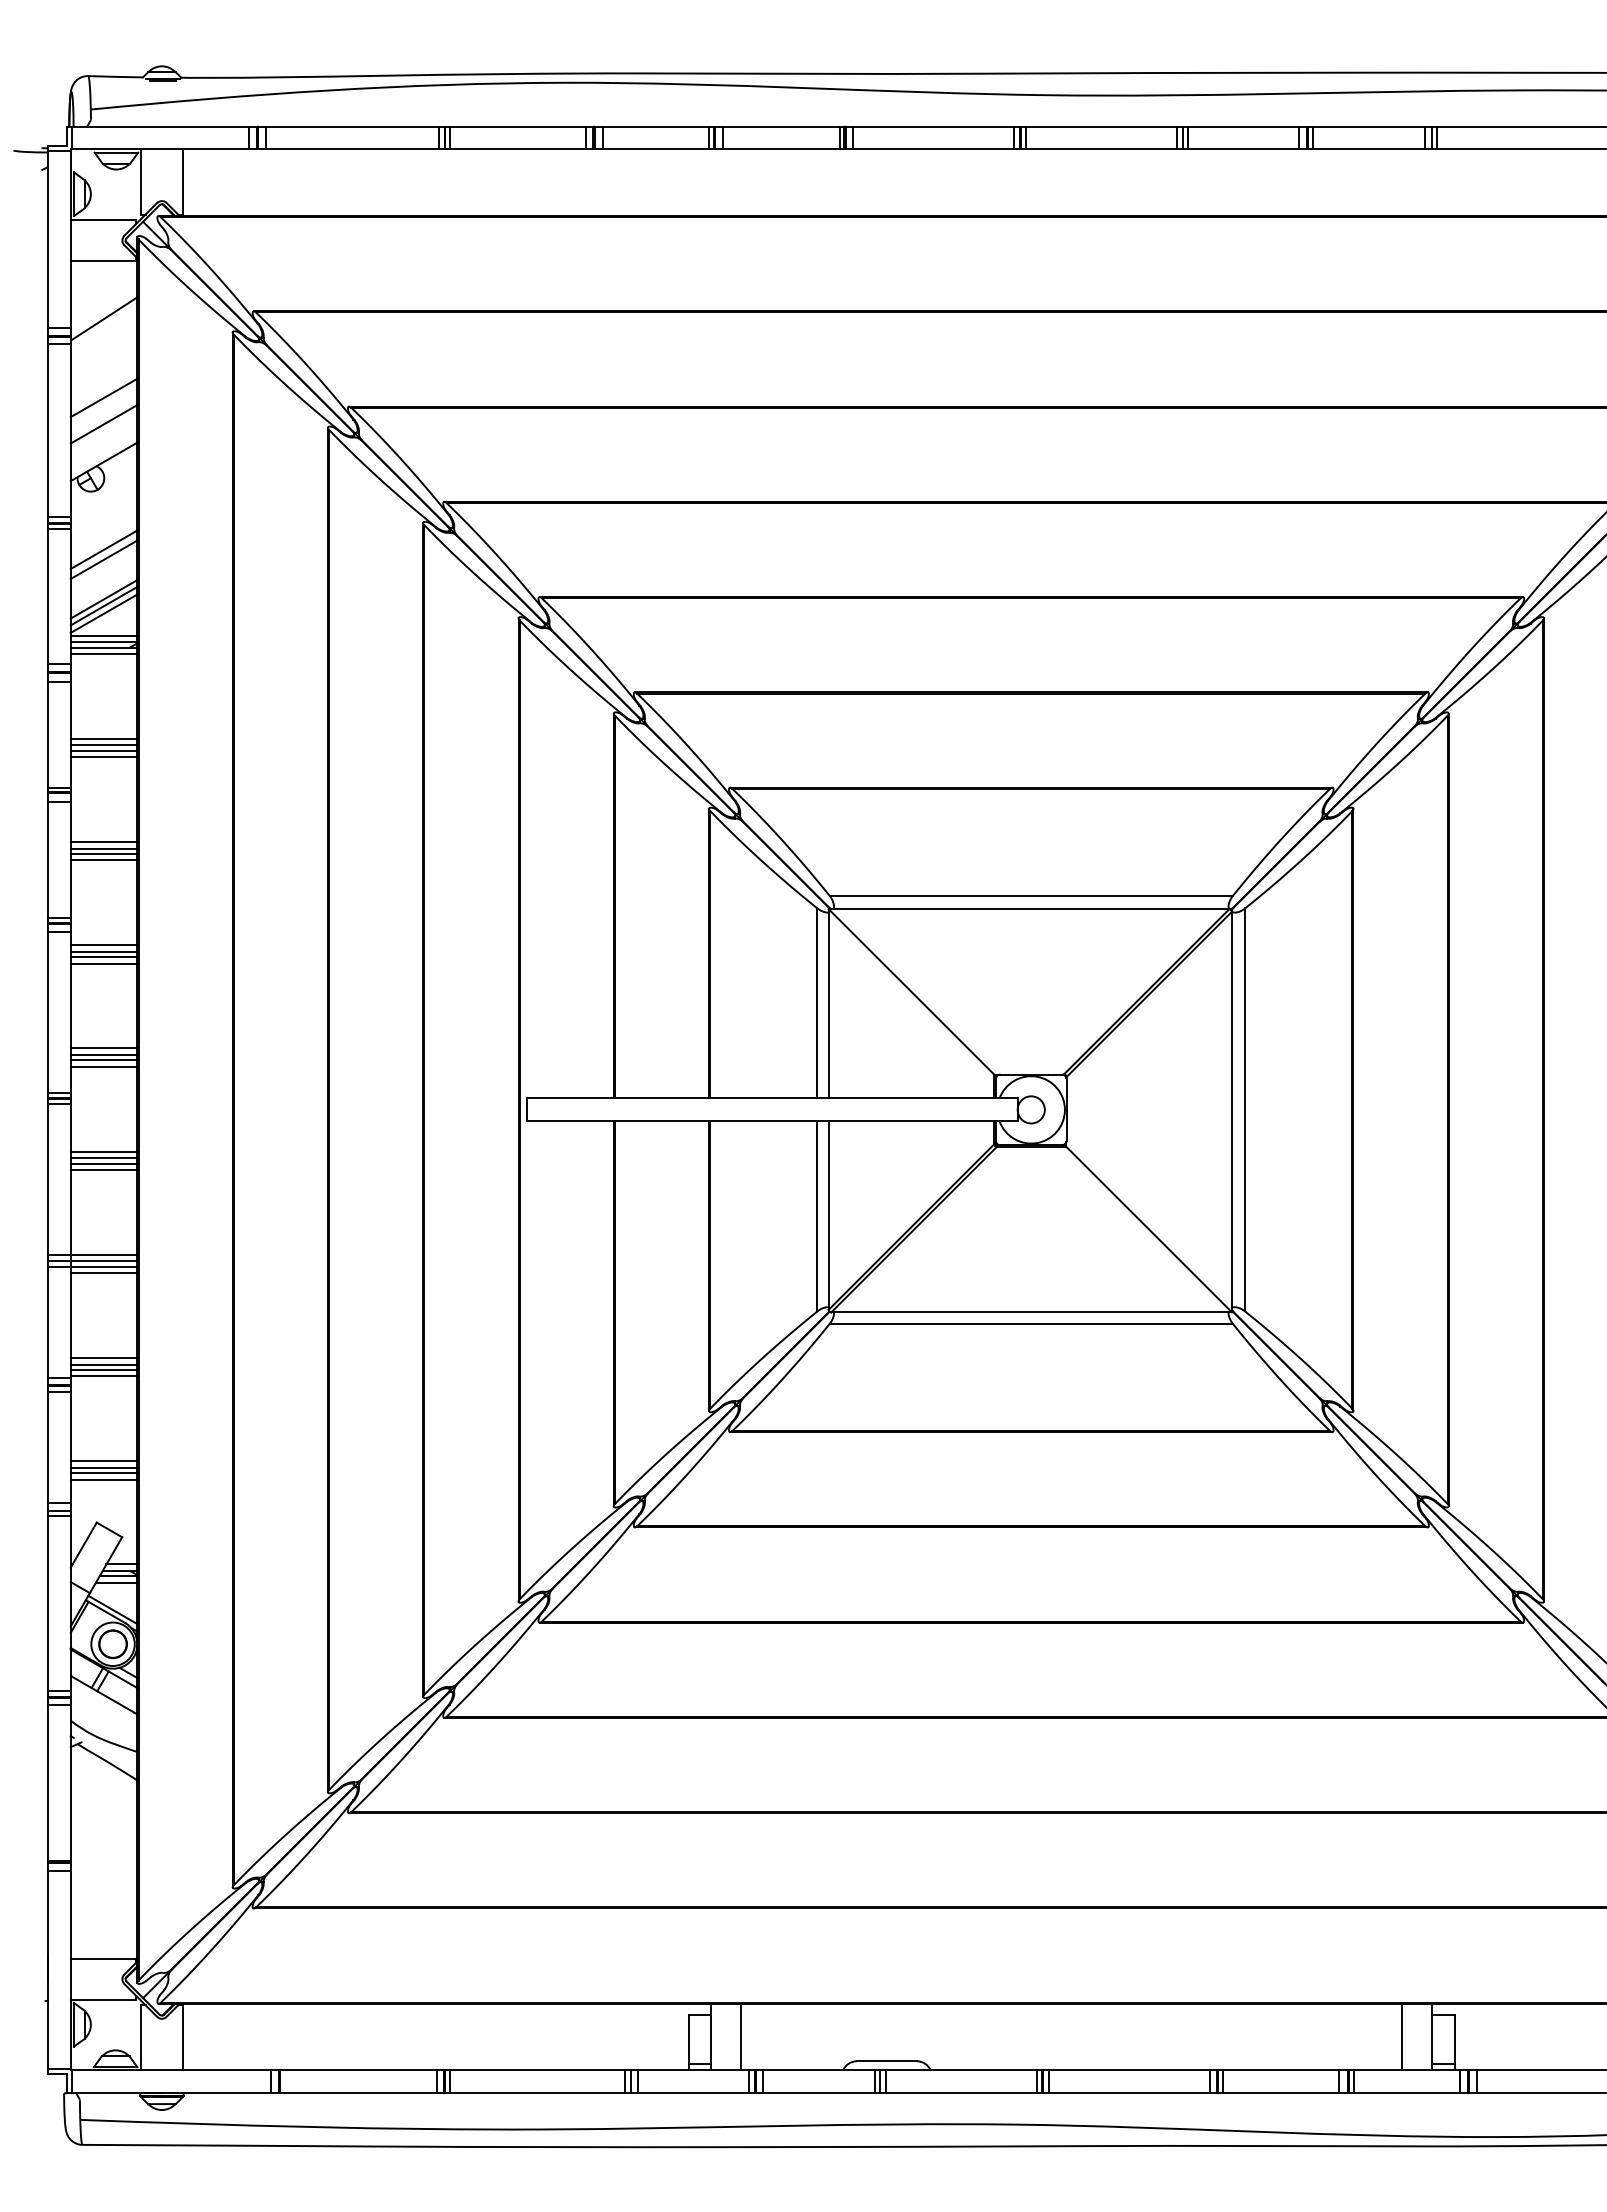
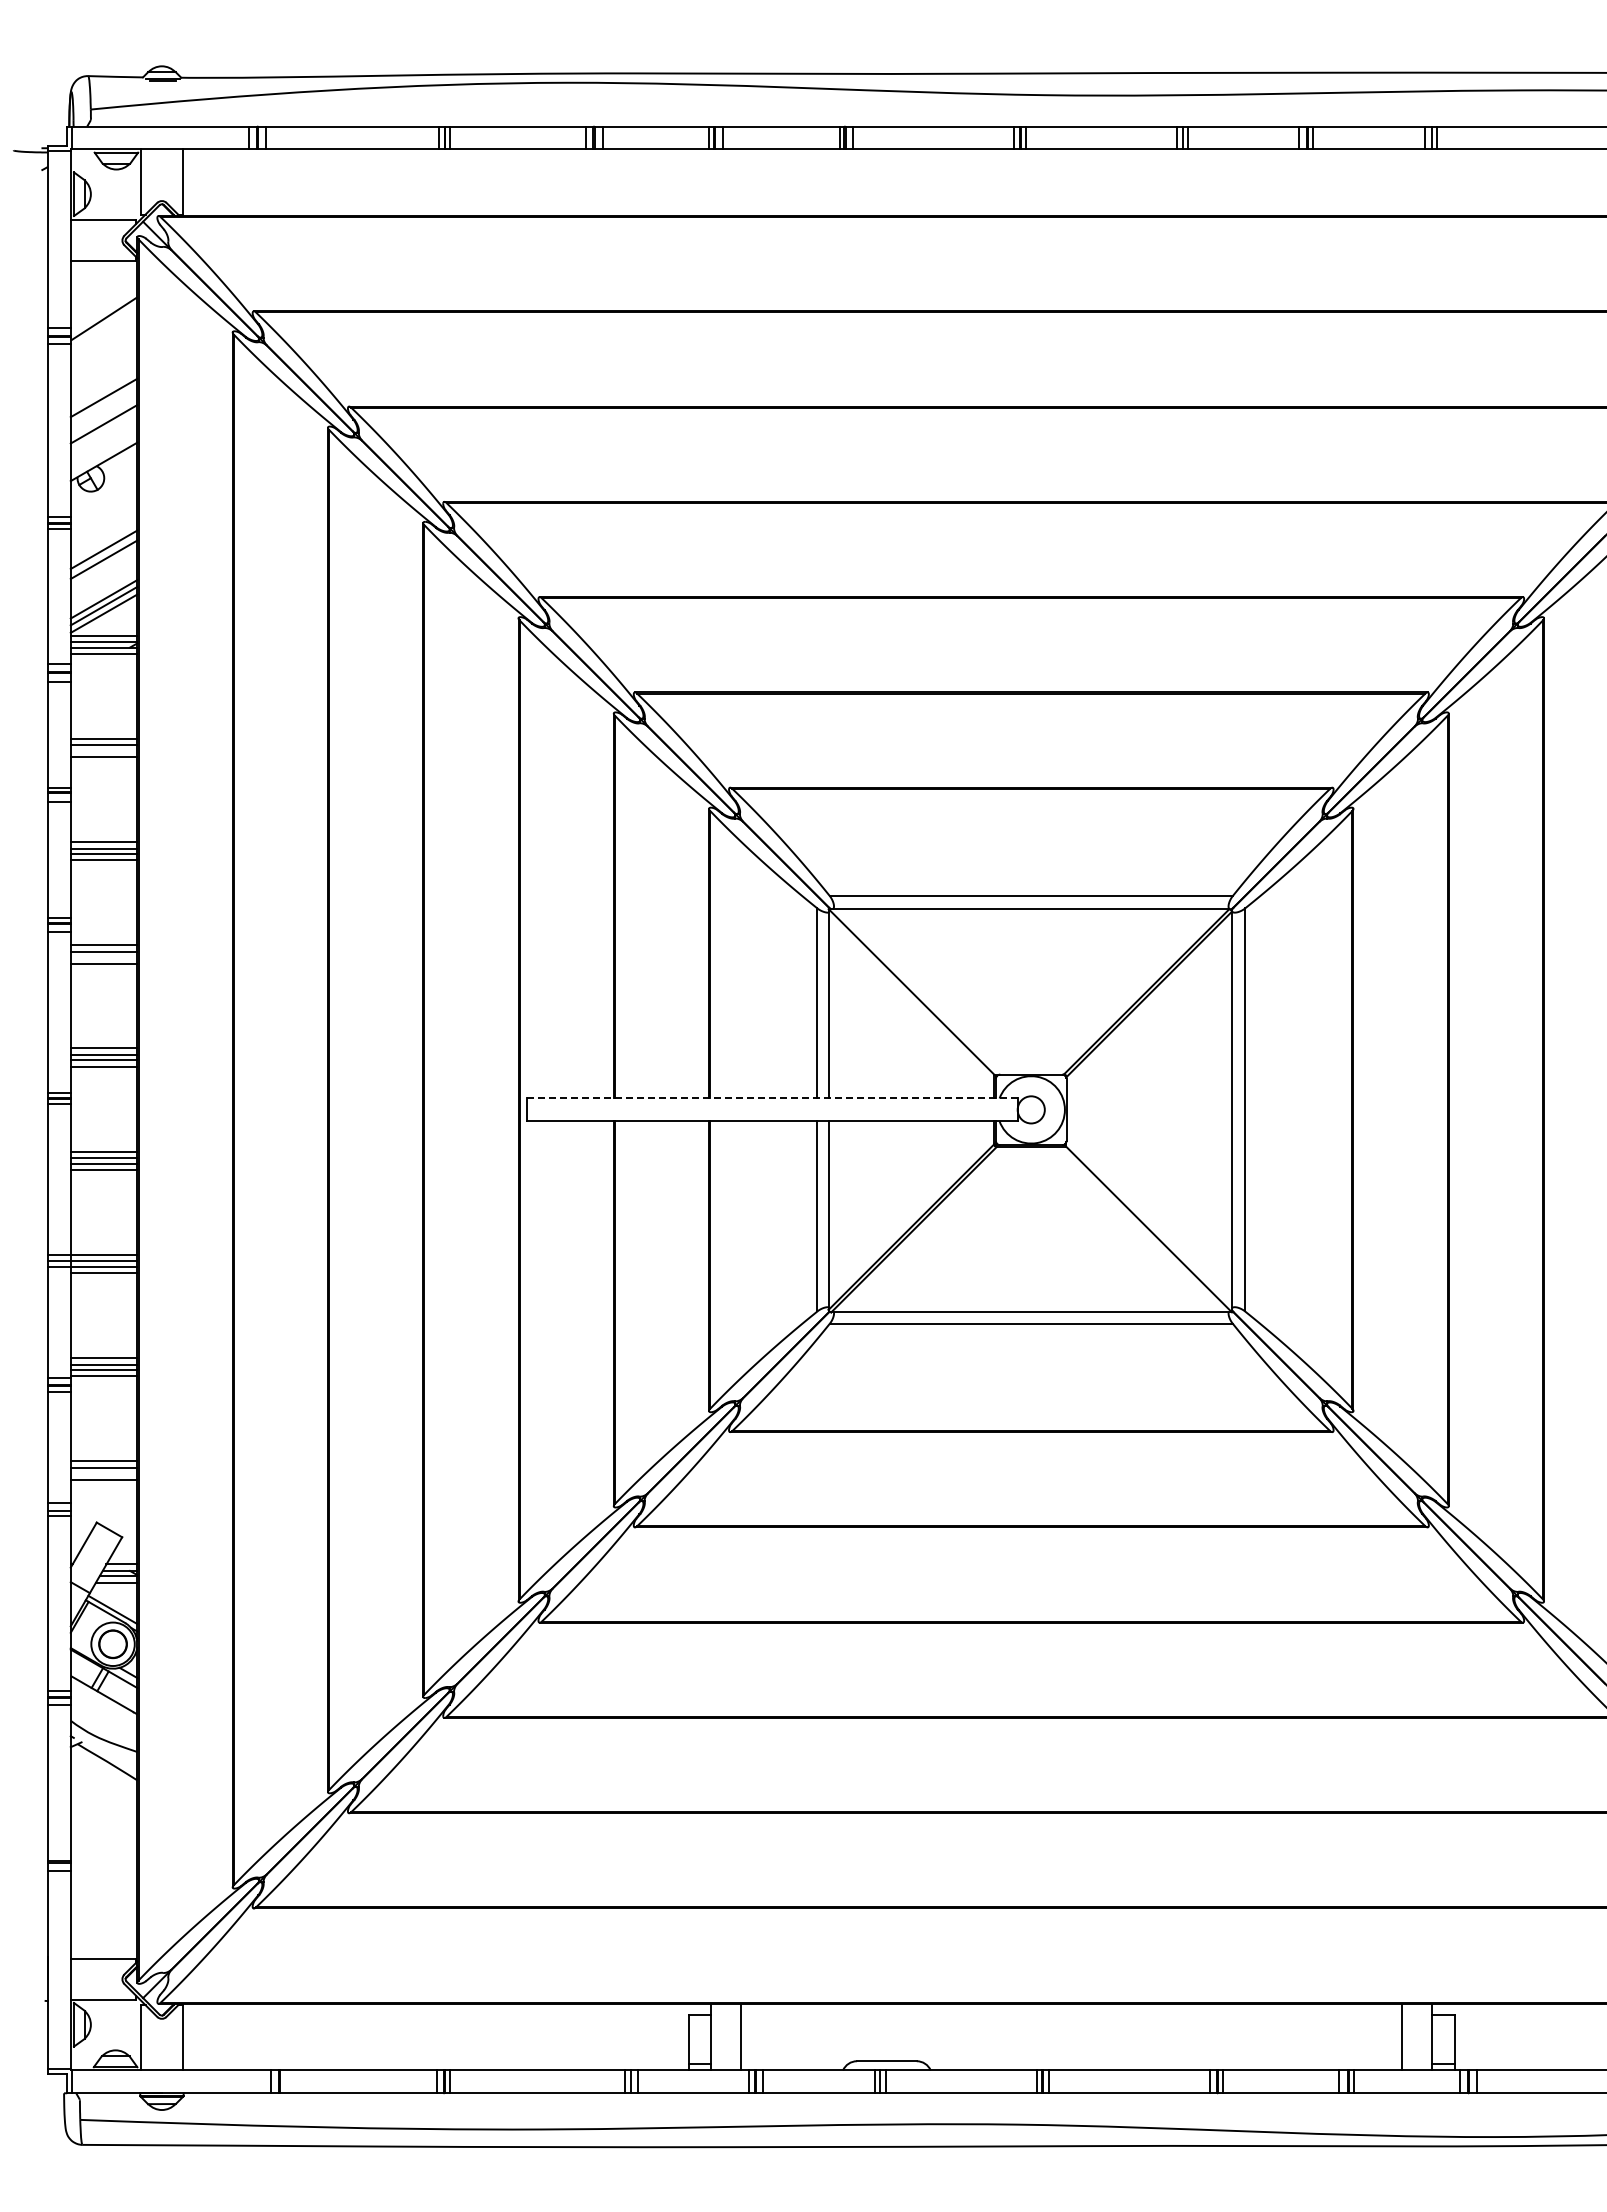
line: present -> none (103, 750)
line: present -> none (103, 957)
line: solid -> dashed (772, 1098)
line: present -> none (103, 1473)
